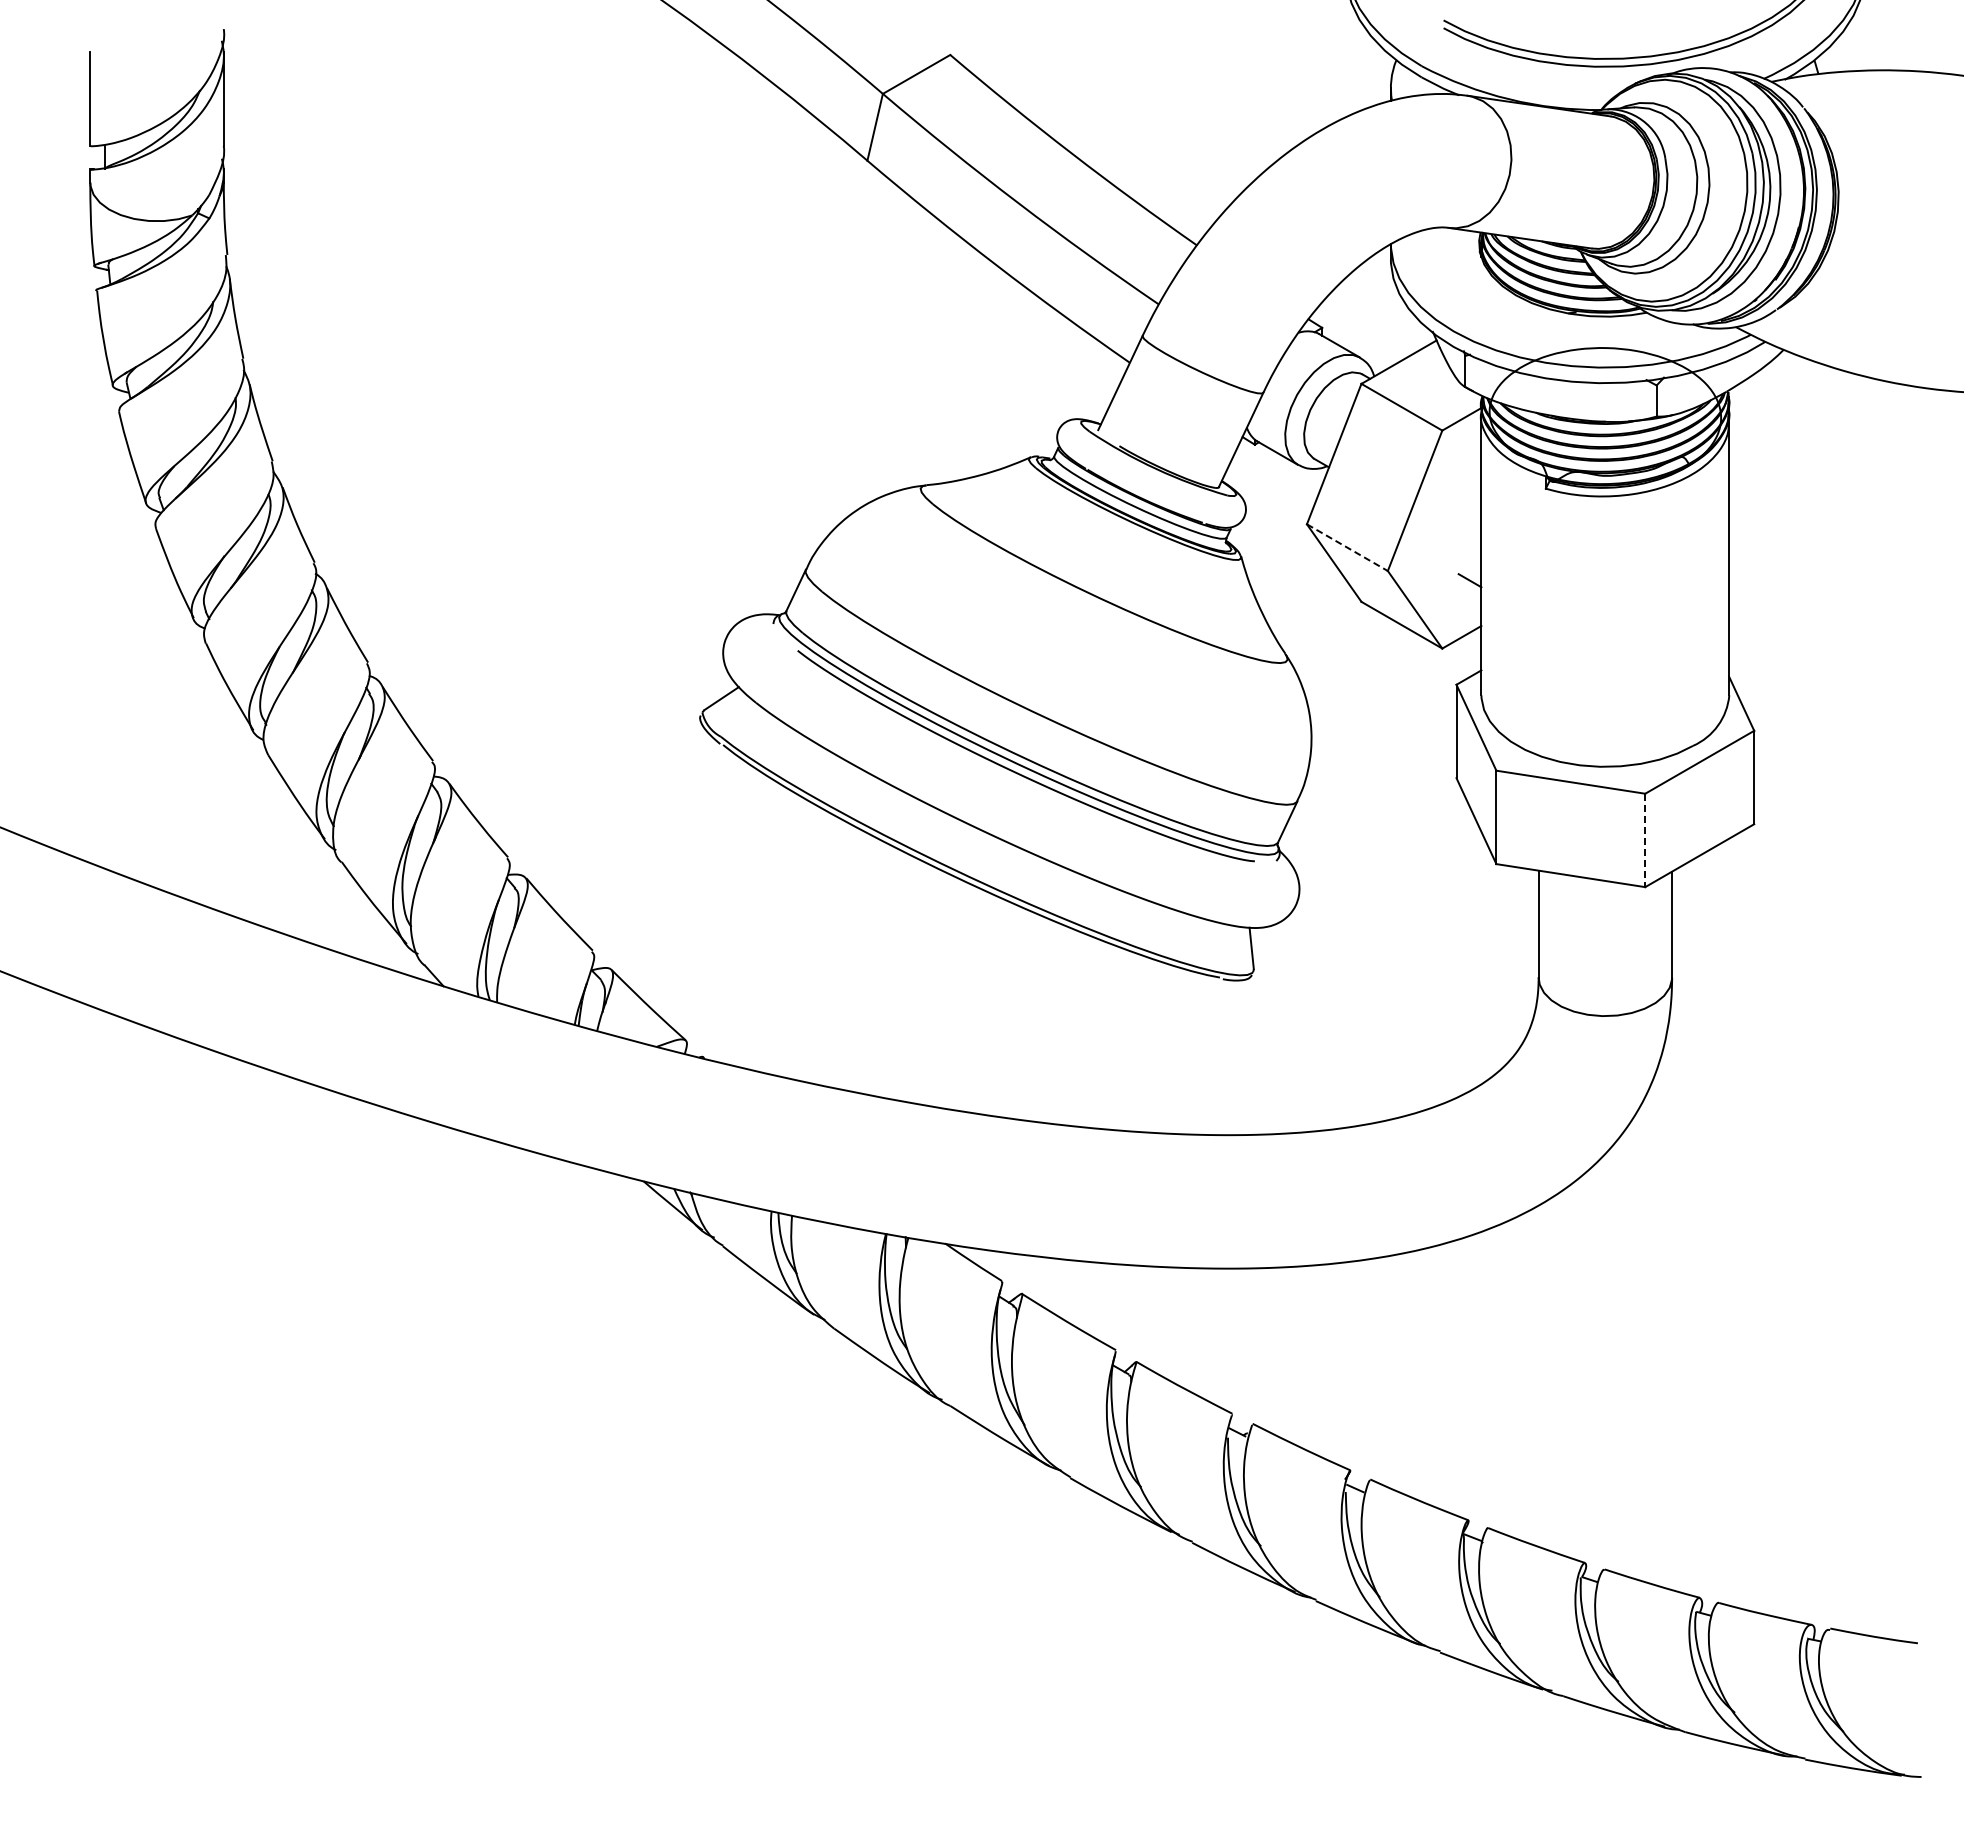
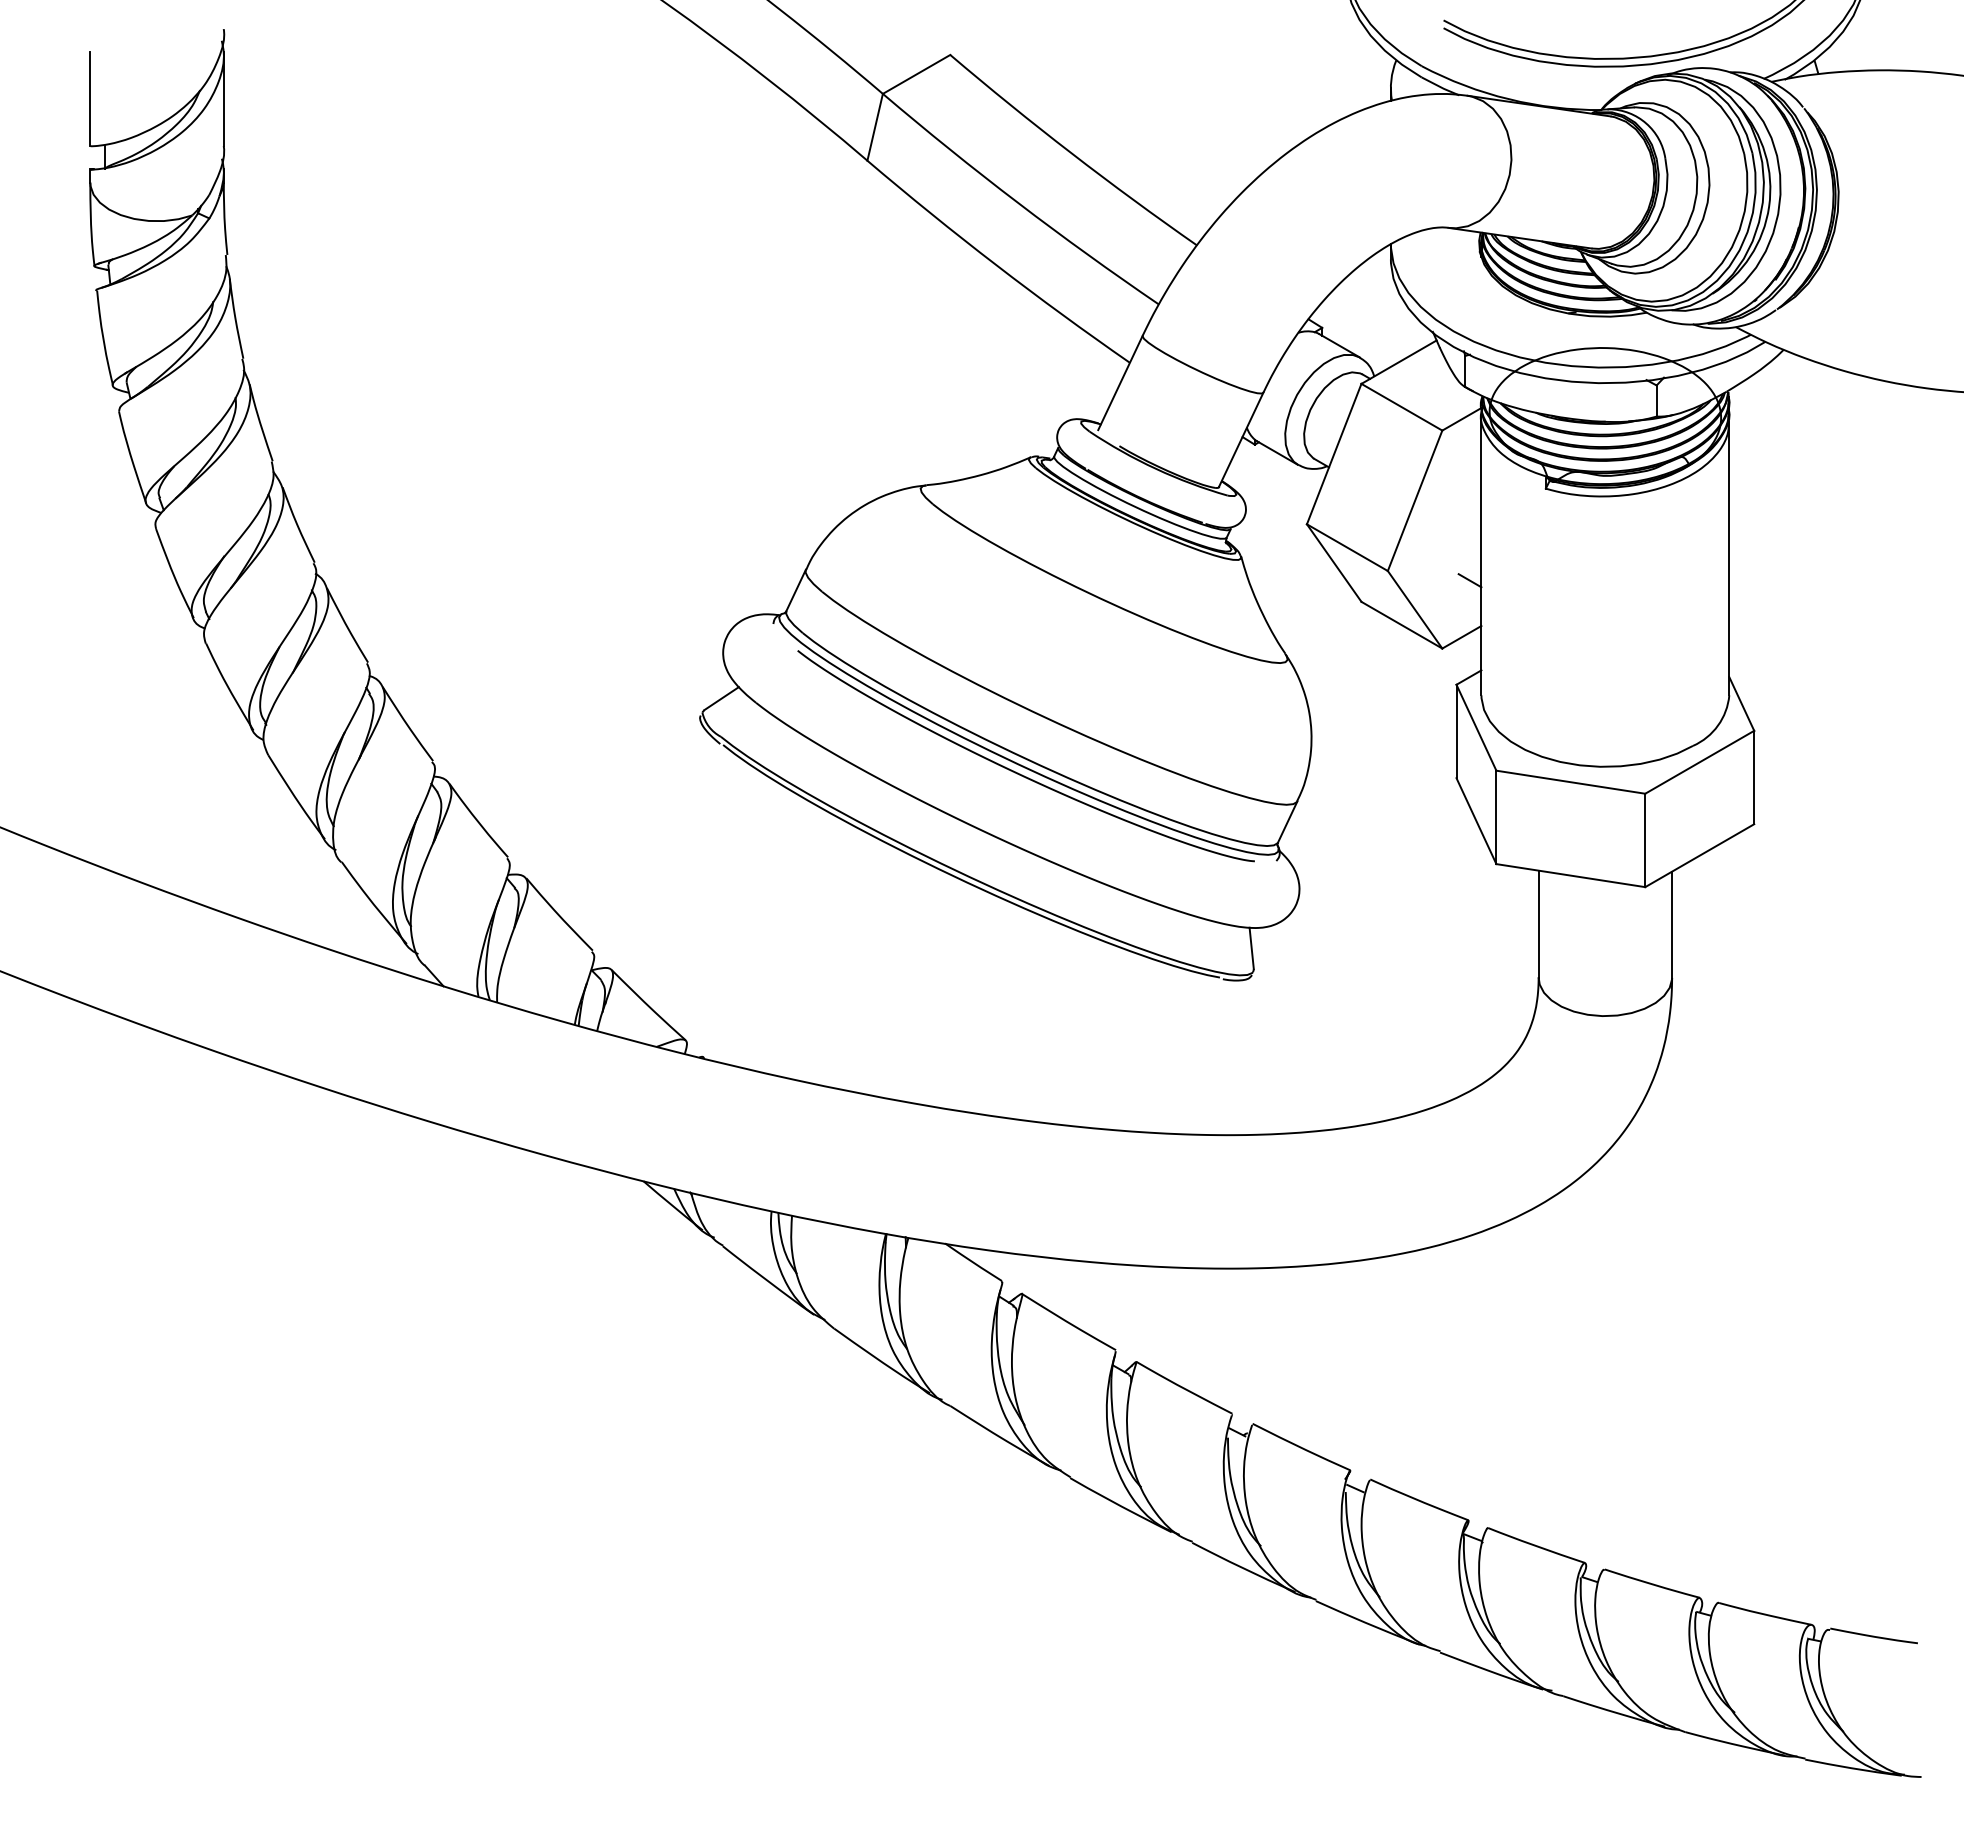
line: dashed -> solid (1347, 547)
line: dashed -> solid (1645, 840)
